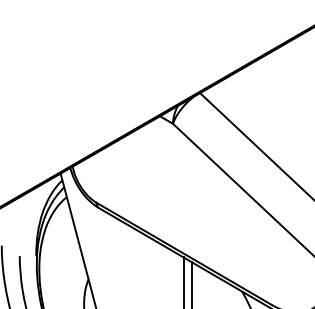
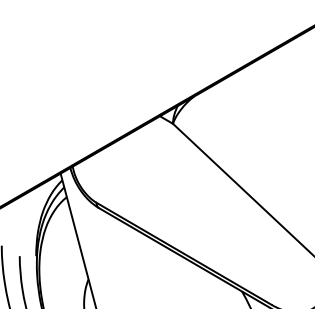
line: present -> none (255, 145)
line: present -> none (183, 281)
line: present -> none (191, 283)
